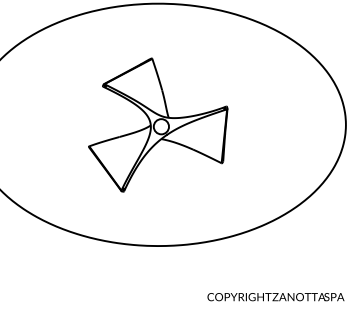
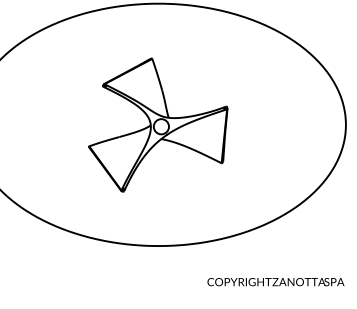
text position: (275, 297) -> (275, 282) (275, 282)
